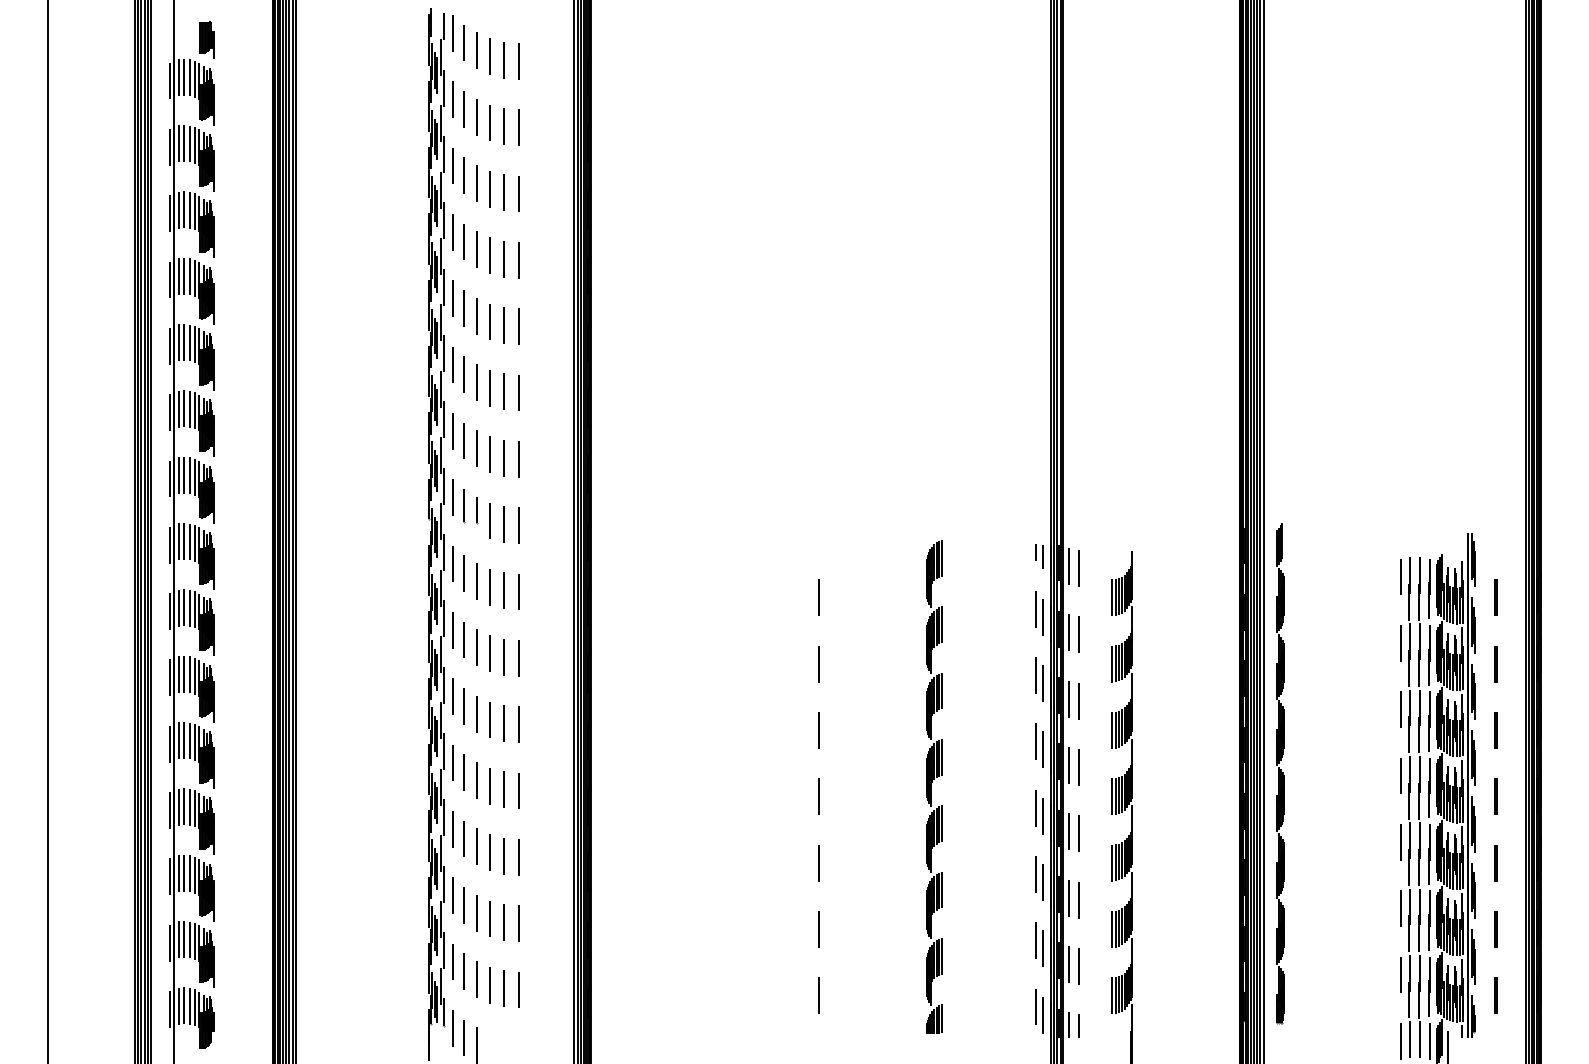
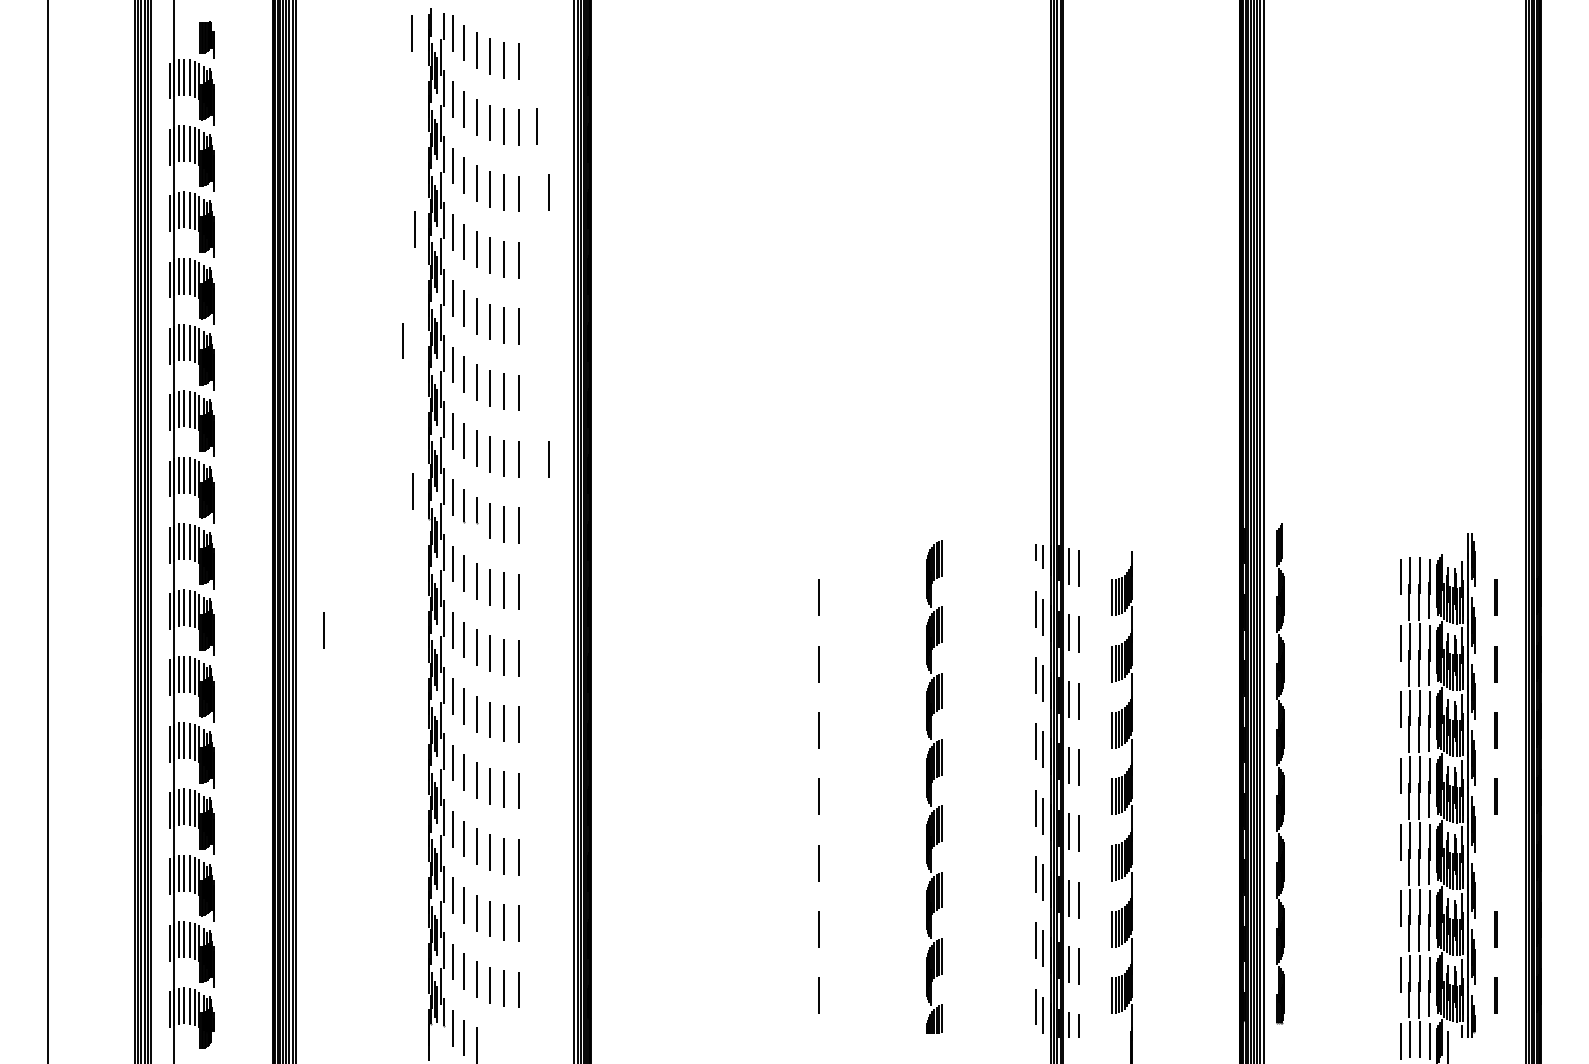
line: none -> present (411, 33)
line: none -> present (536, 126)
line: none -> present (548, 192)
line: none -> present (414, 229)
line: none -> present (402, 340)
line: none -> present (548, 459)
line: none -> present (412, 491)
line: none -> present (323, 630)
line: present -> none (1495, 863)
